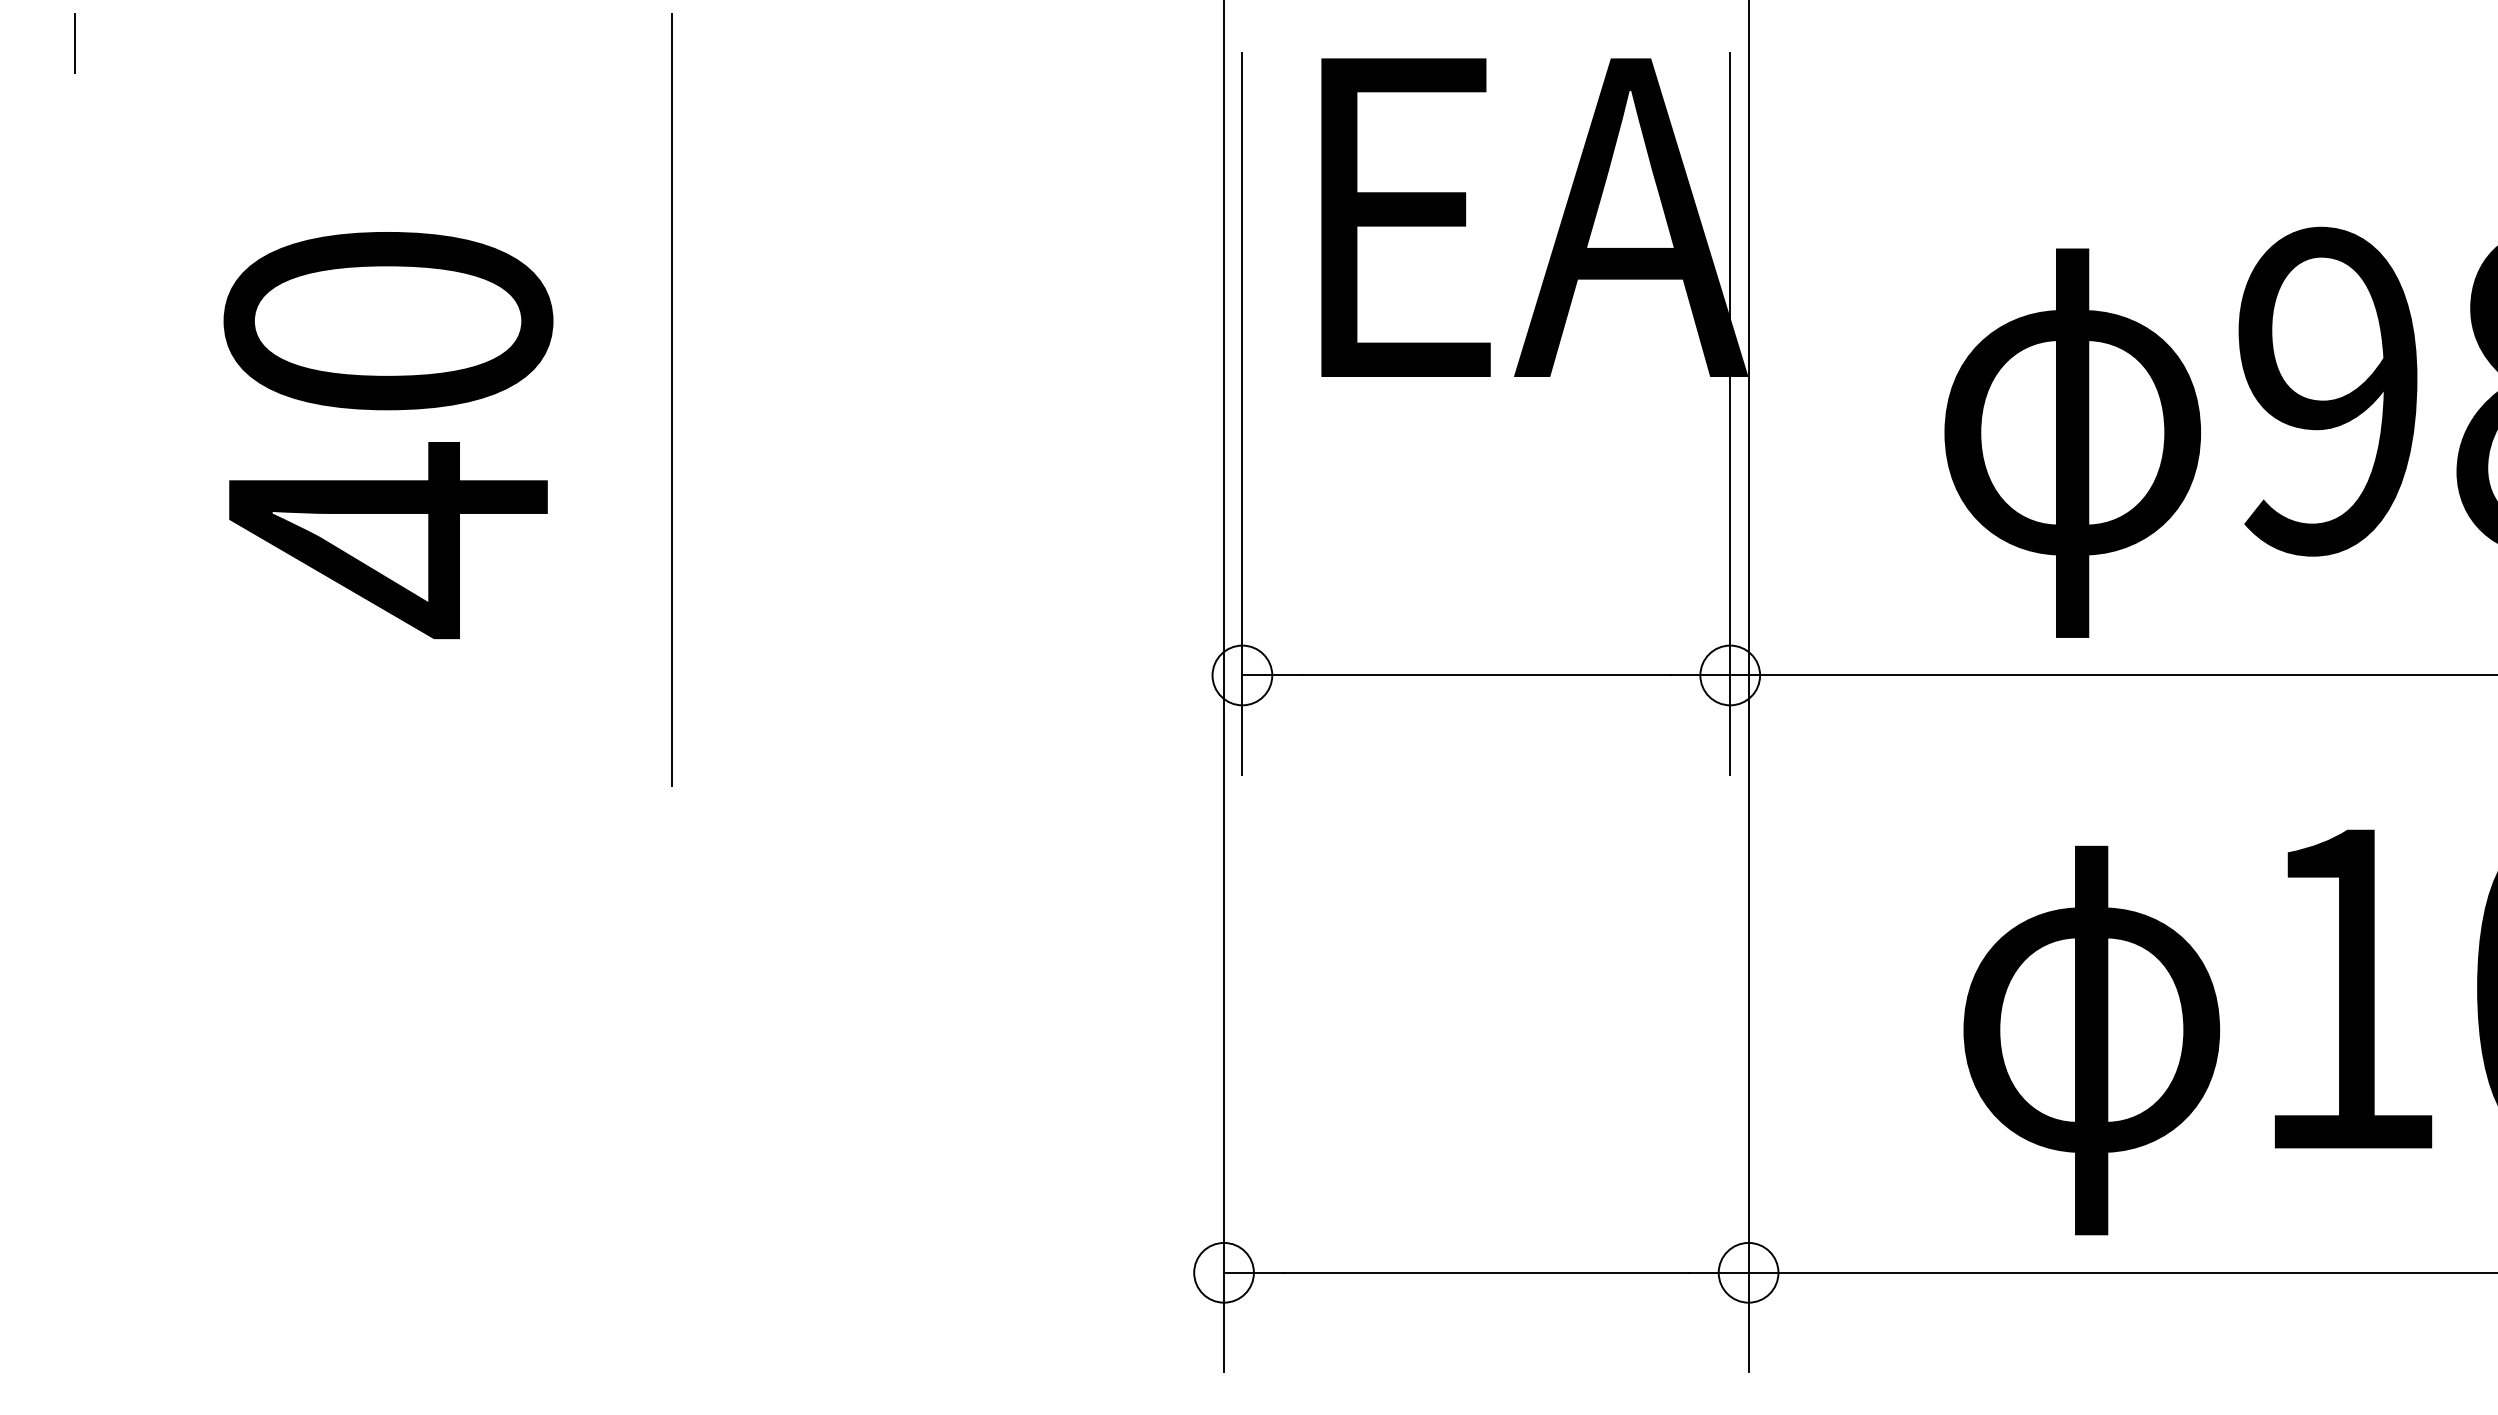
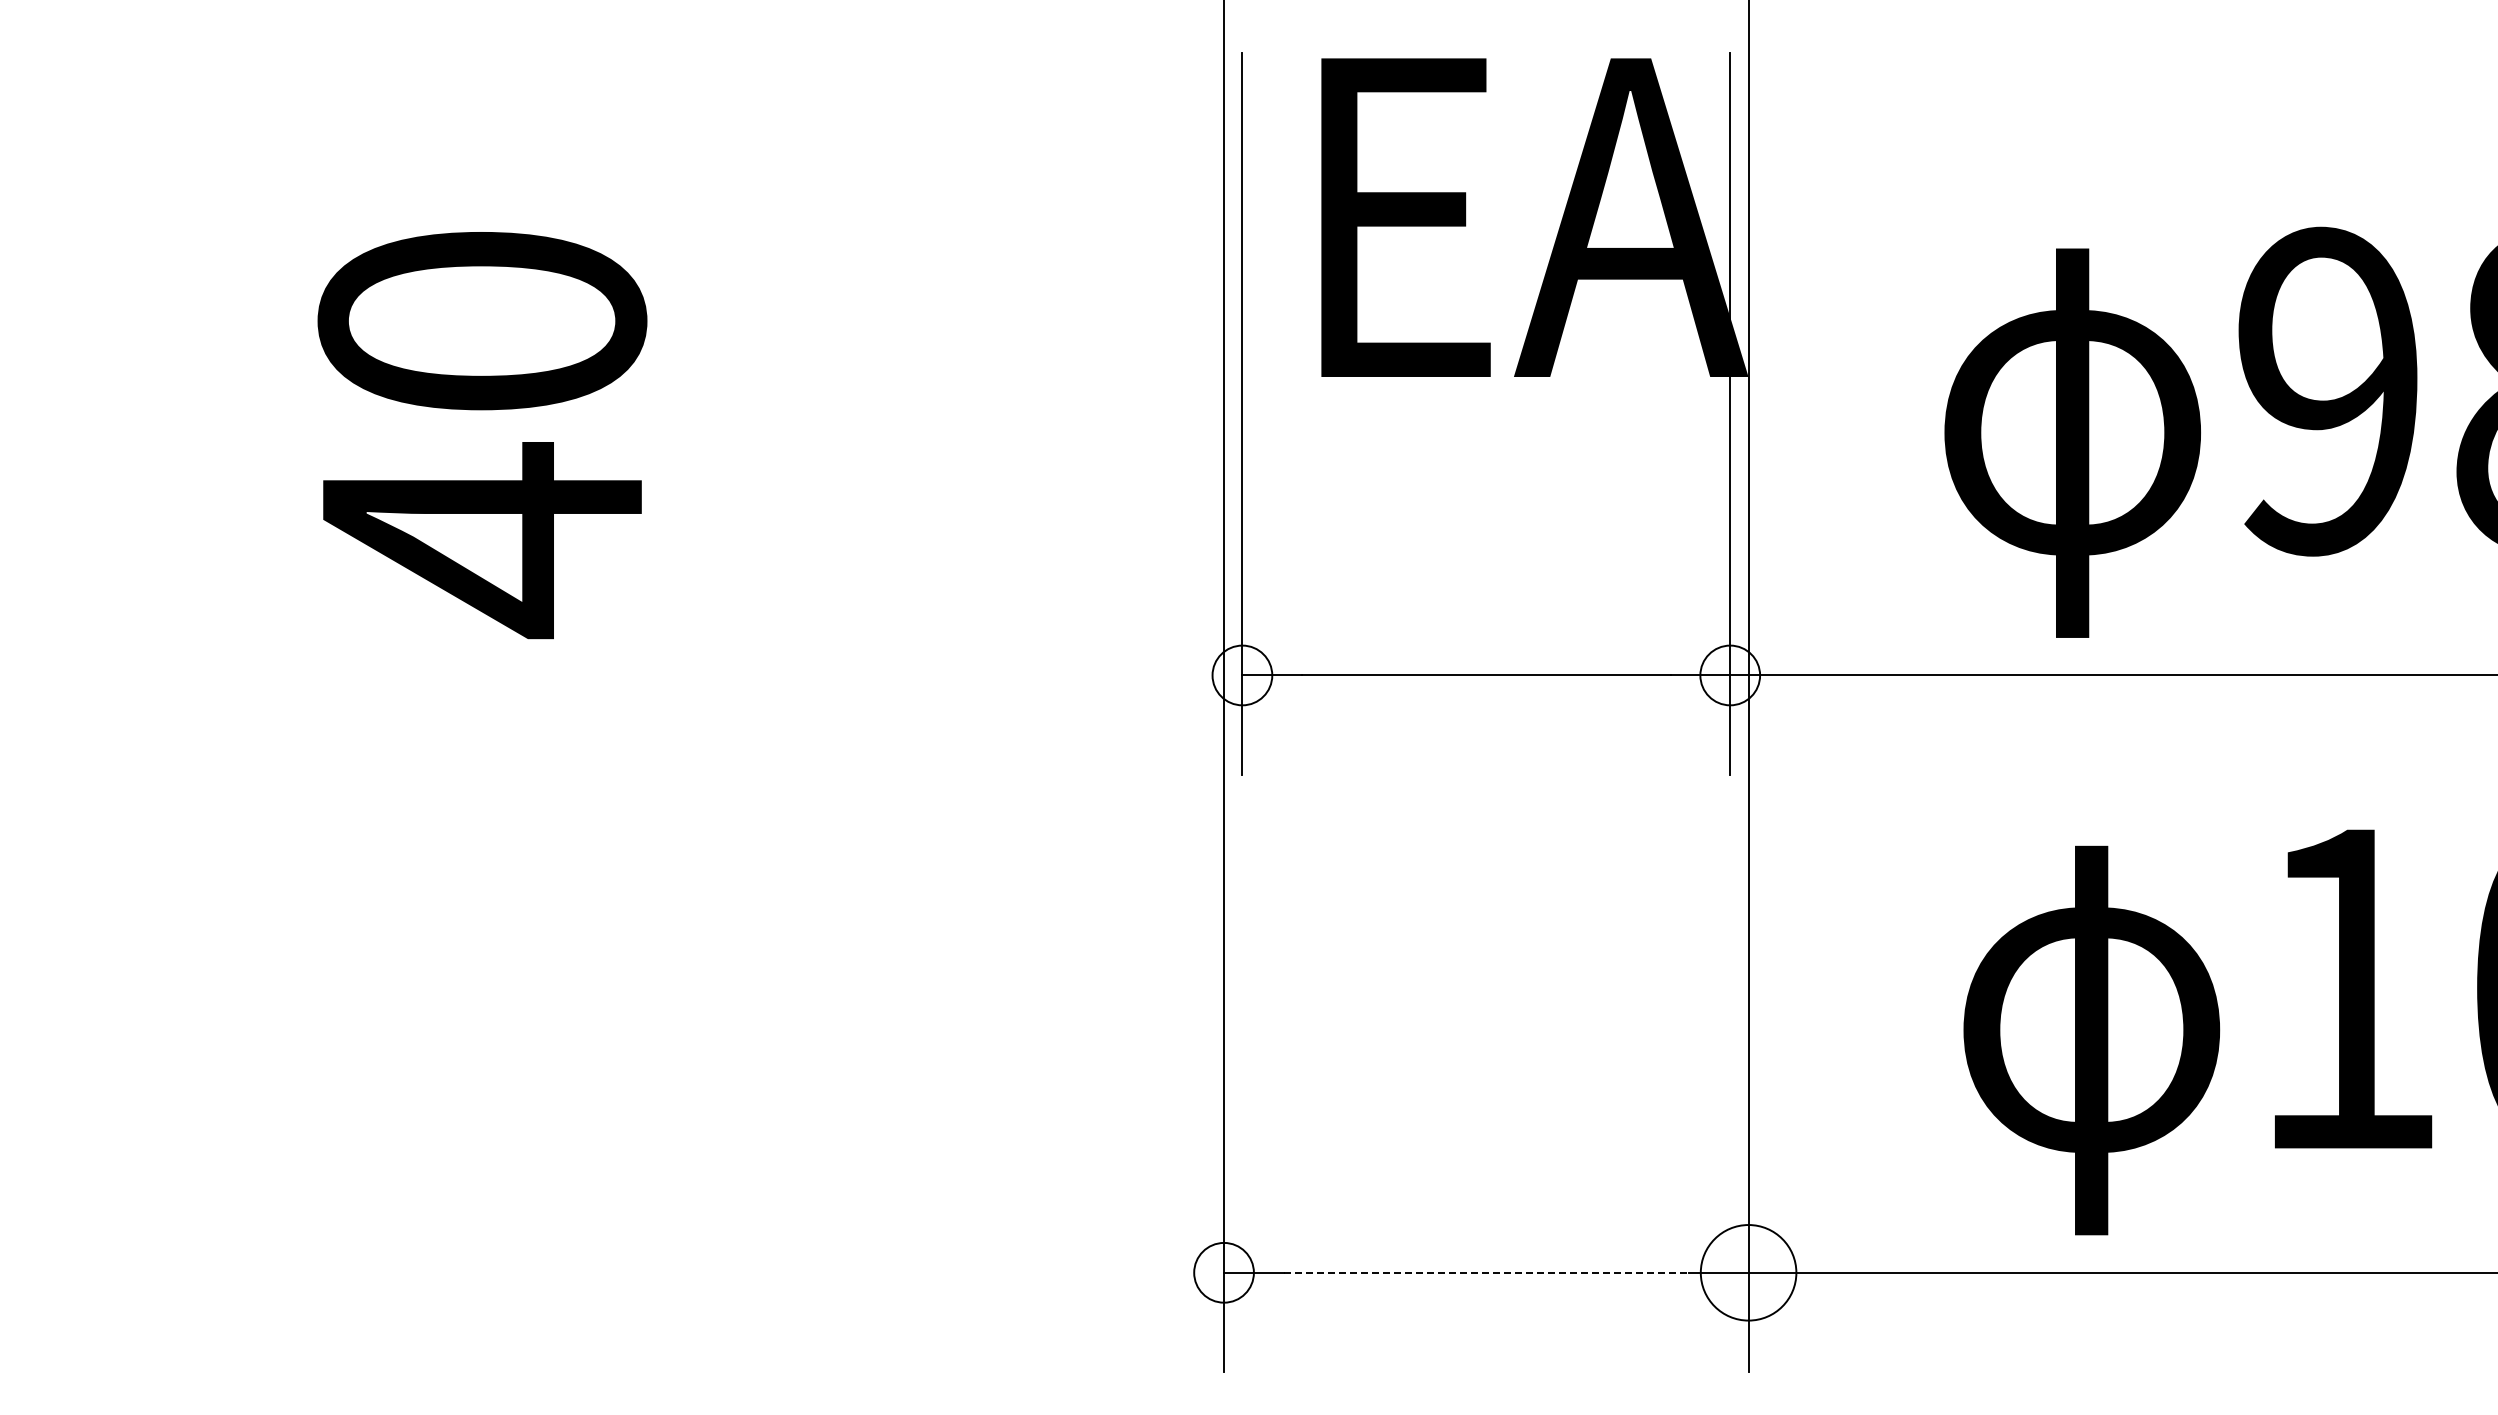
line: present -> none (74, 43)
line: present -> none (672, 399)
text position: (388, 435) -> (482, 435) (482, 435)
line: solid -> dashed (1486, 1272)
circle diameter: 60 px -> 96 px (1748, 1272)
